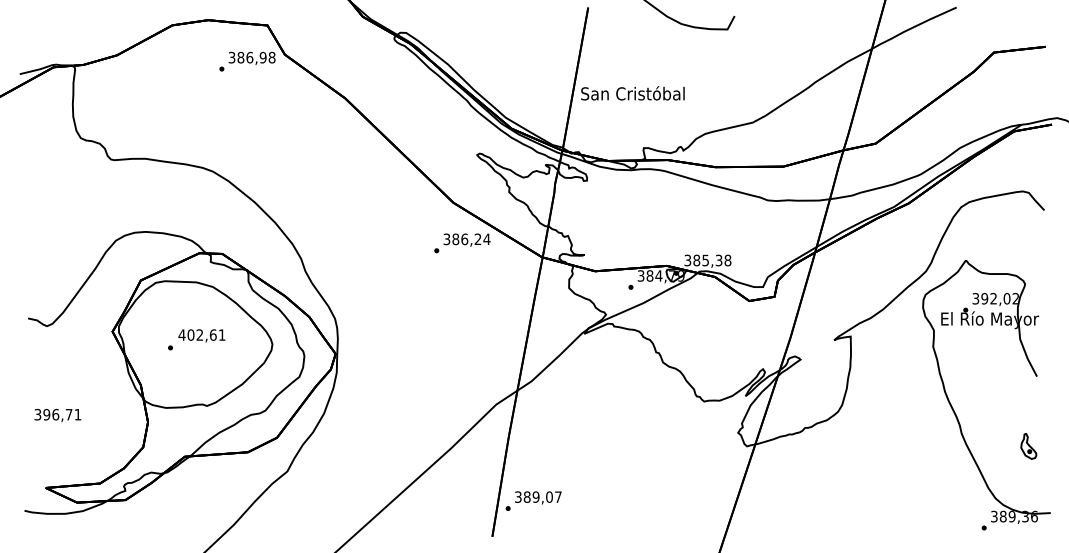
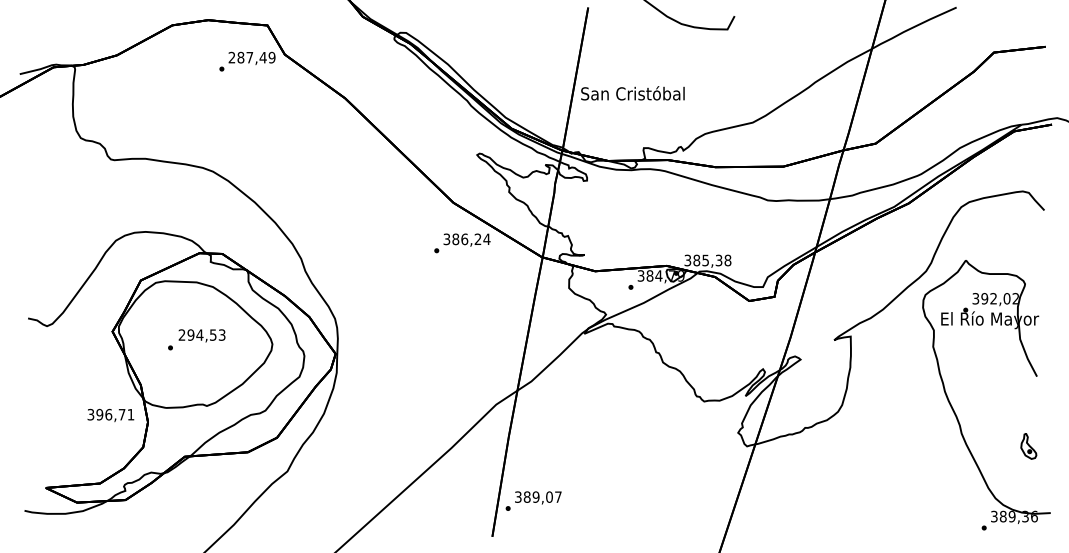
text: 386,98 -> 287,49 (251, 57)
text: 402,61 -> 294,53 (201, 334)
text position: (57, 415) -> (110, 415) (110, 415)
